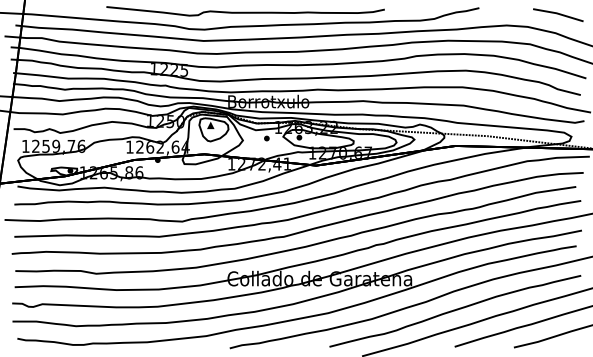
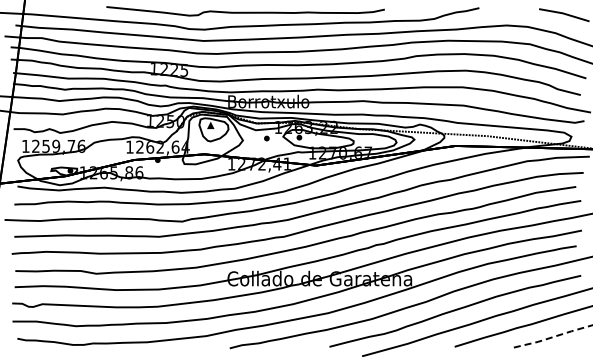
line position: (558, 14) -> (564, 14) (564, 14)
line: solid -> dashed (554, 336)
